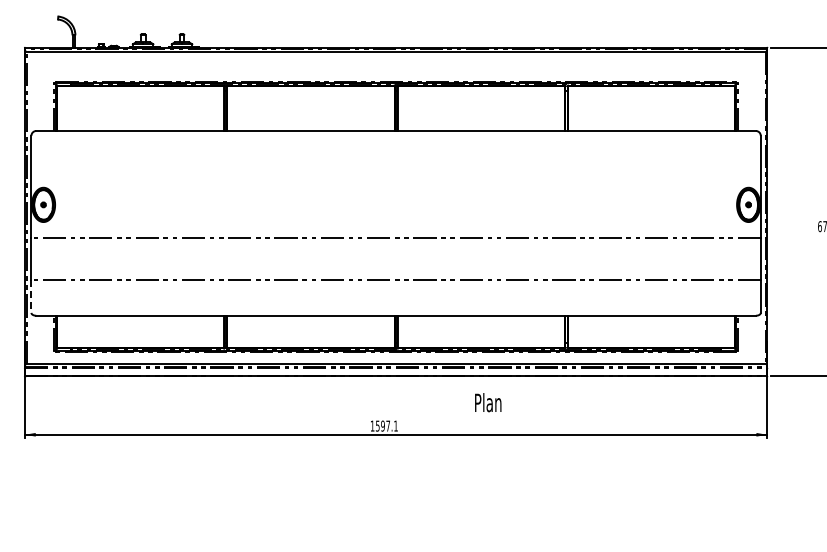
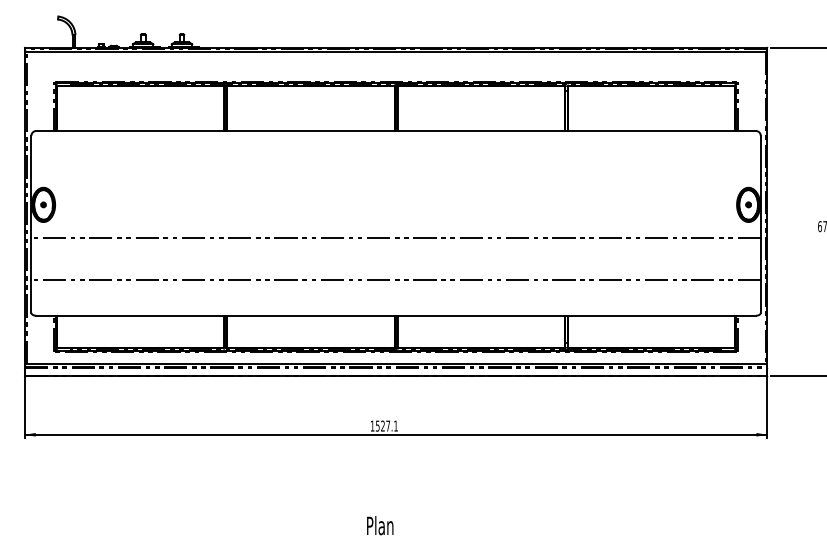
line: dashed -> solid (31, 297)
text position: (488, 402) -> (380, 525) (380, 525)
text: 1597.1 -> 1527.1 (382, 425)
